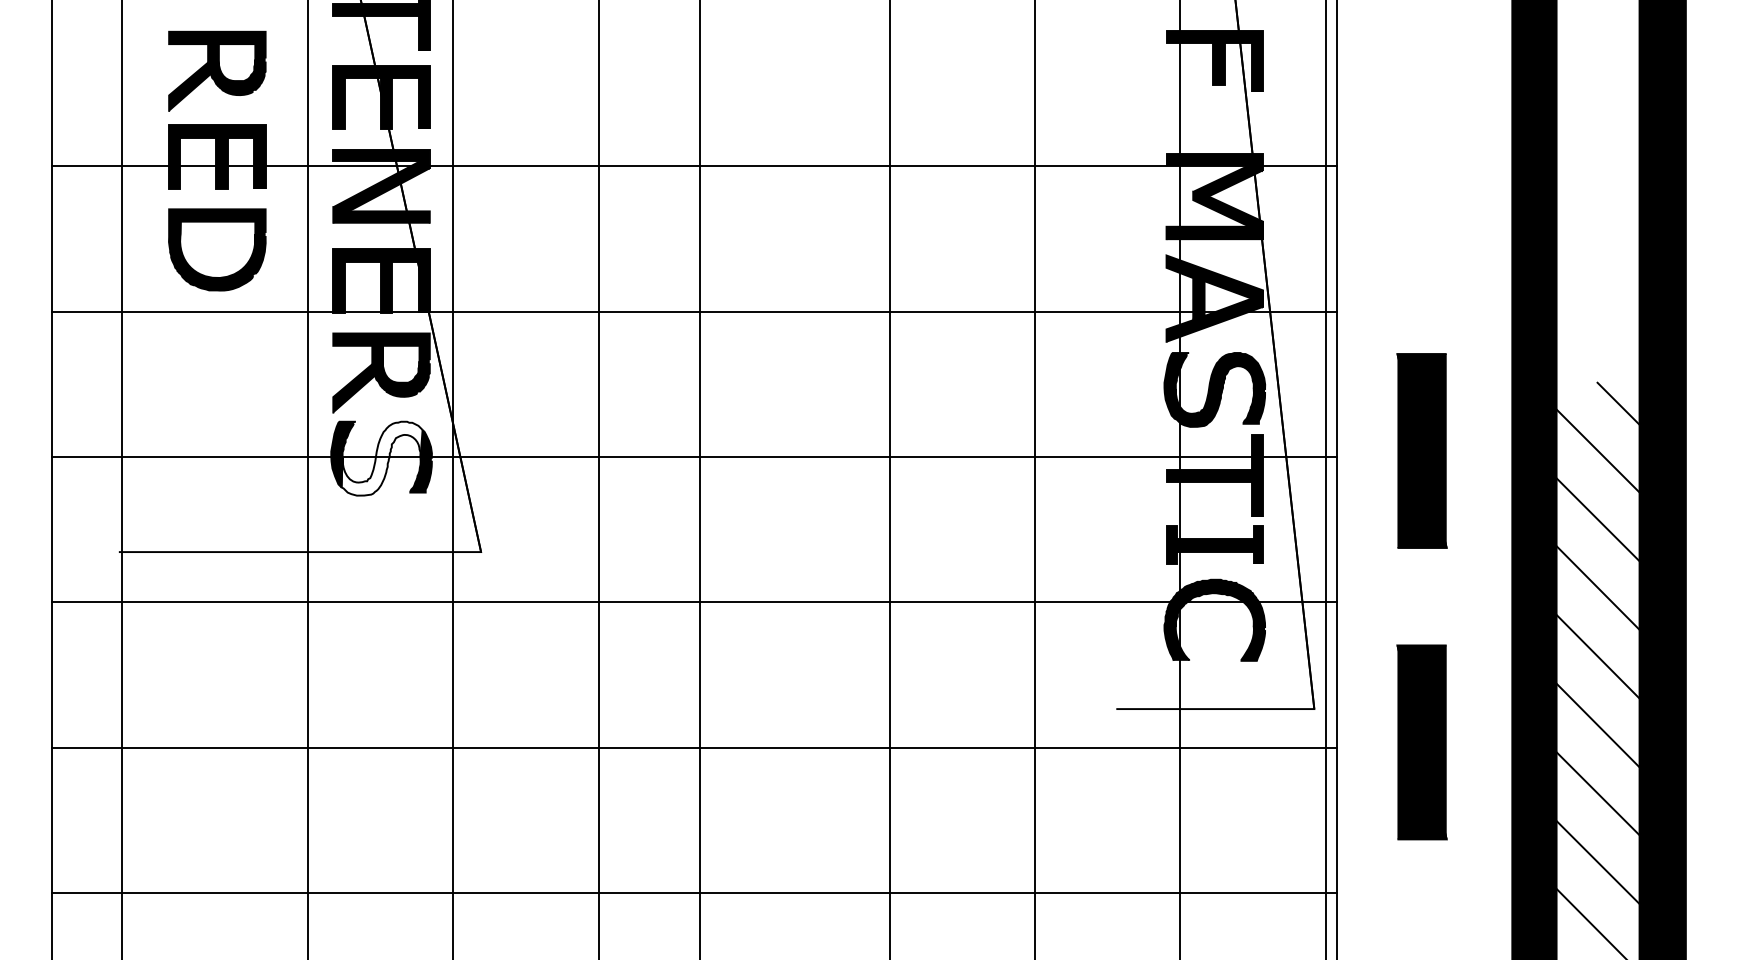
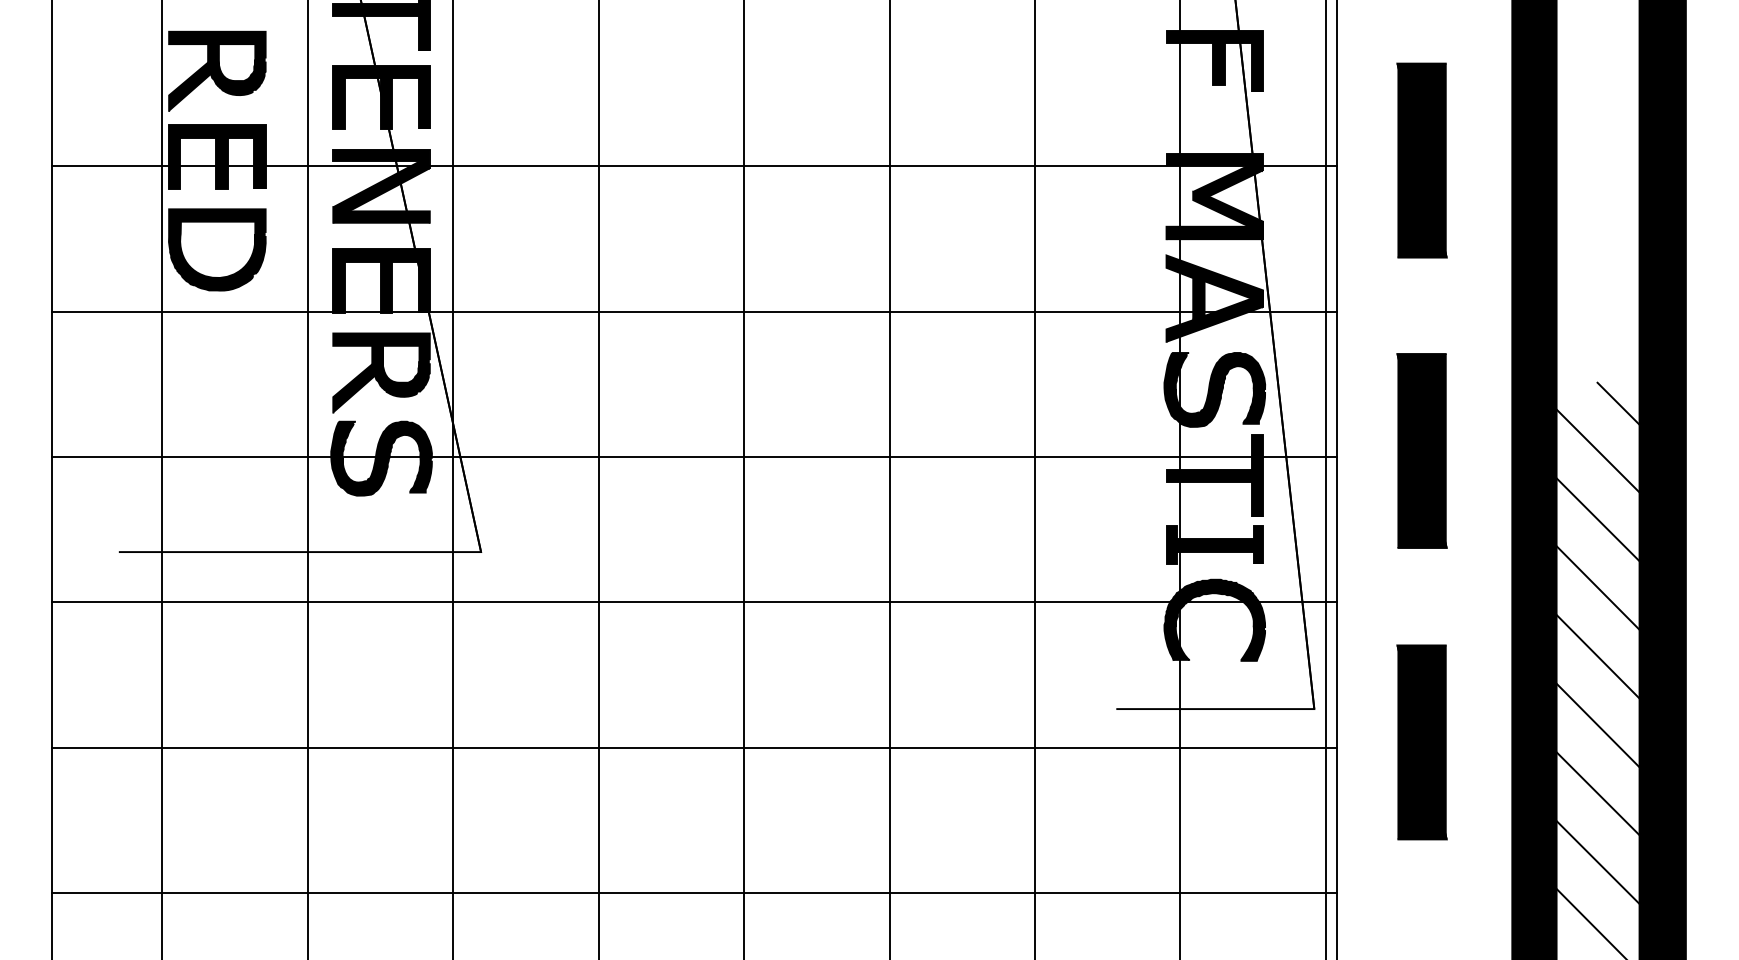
part: none -> present (1421, 160)
fill: none -> present (381, 458)
line position: (121, 479) -> (161, 479) (161, 479)
line position: (699, 479) -> (743, 479) (743, 479)
